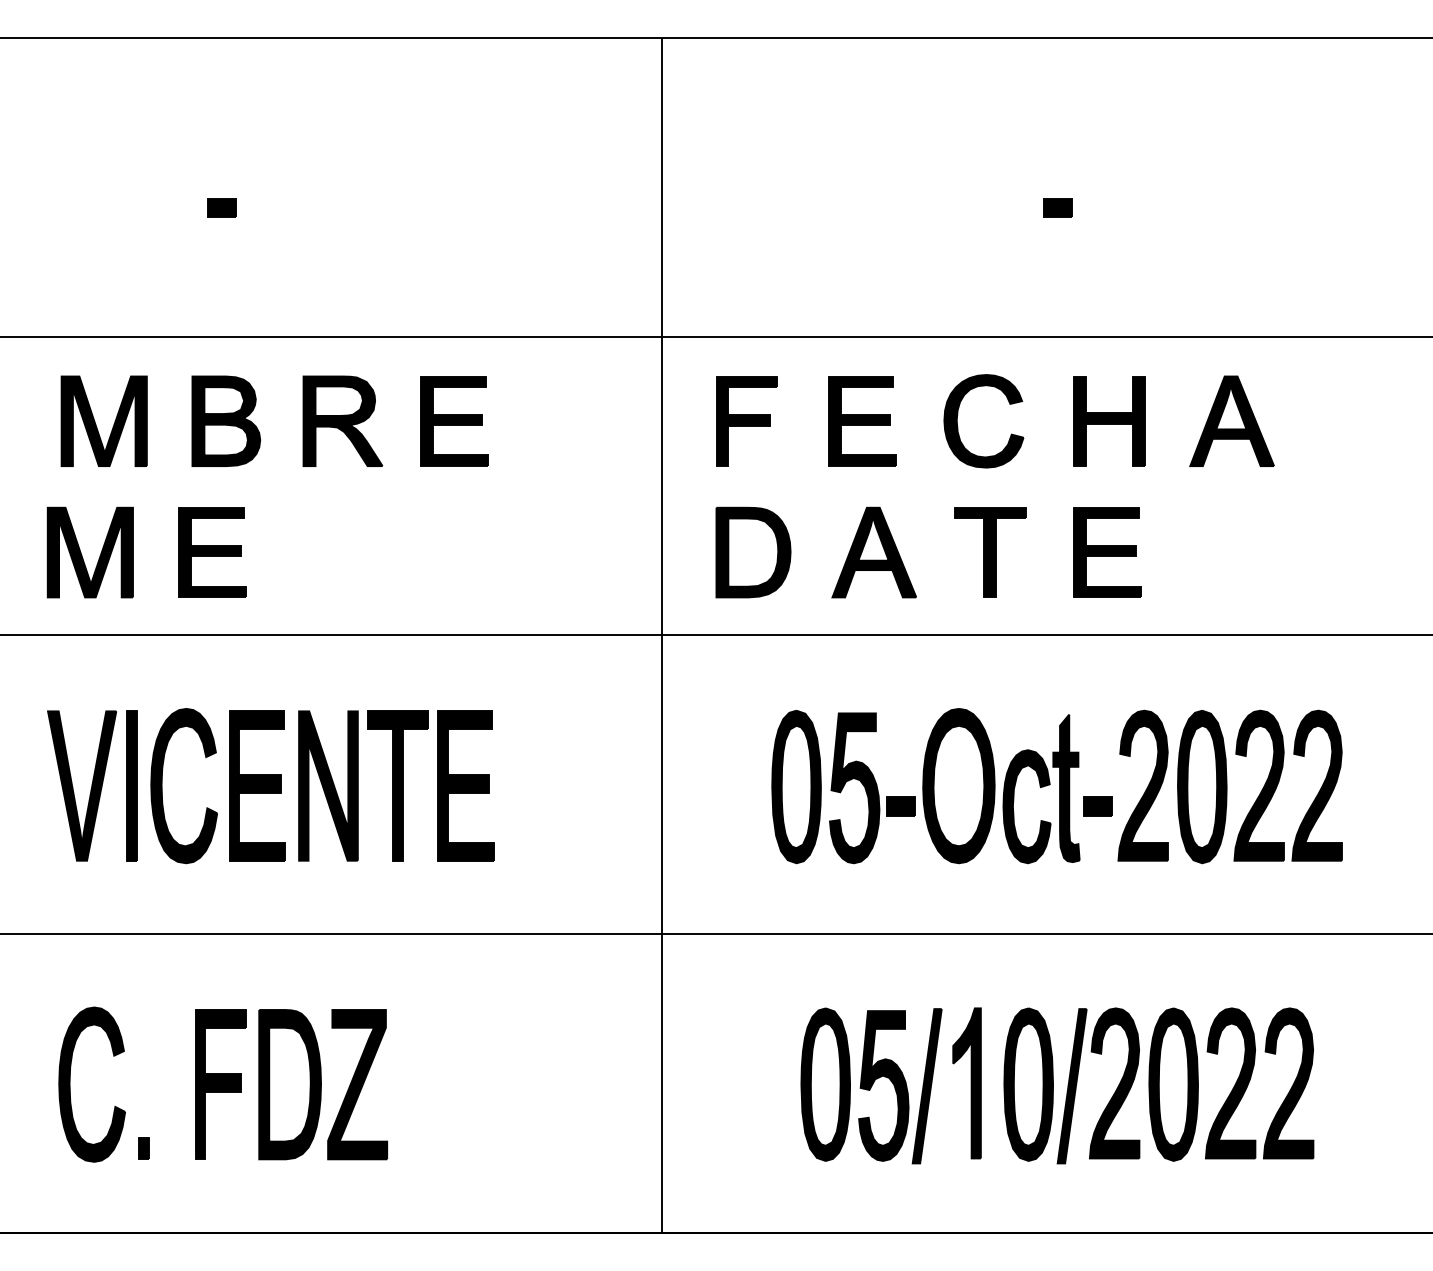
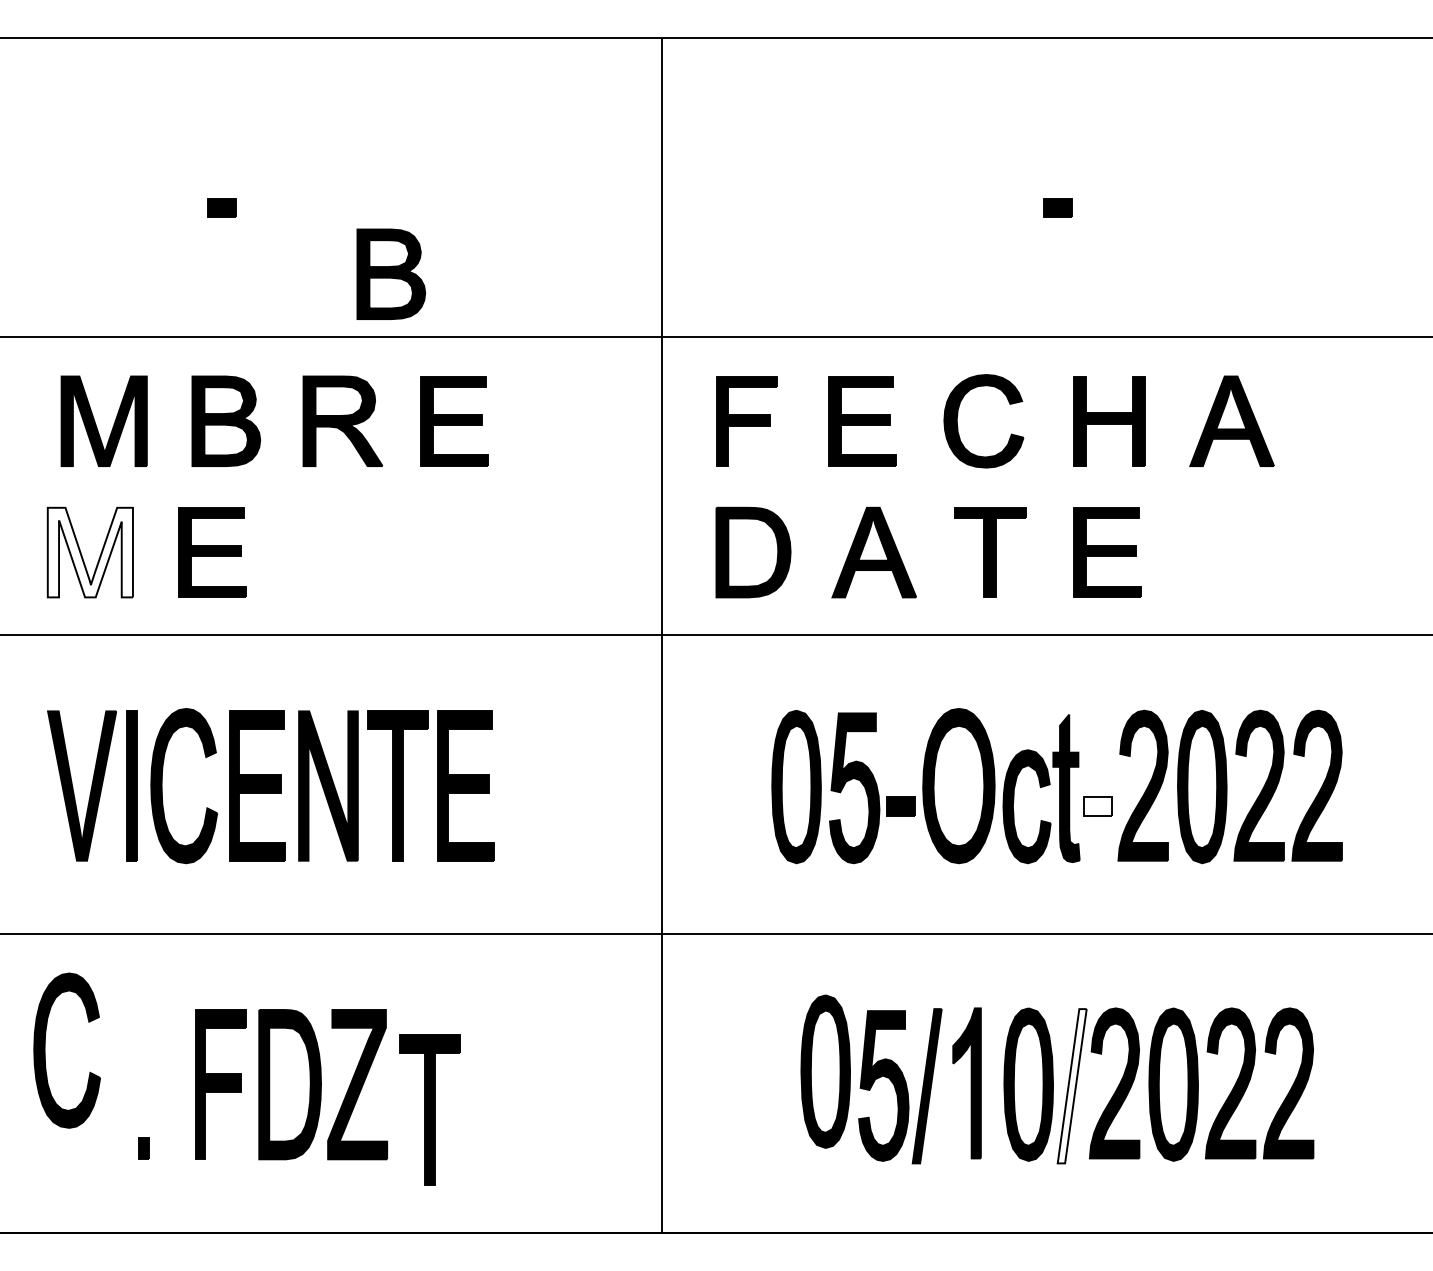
part: none -> present (391, 273)
fill: present -> none (89, 552)
fill: present -> none (1097, 806)
part position: (70, 1084) -> (45, 1050) (45, 1050)
part position: (825, 1084) -> (825, 1071) (825, 1071)
fill: present -> none (1071, 1086)
part: none -> present (429, 1109)
